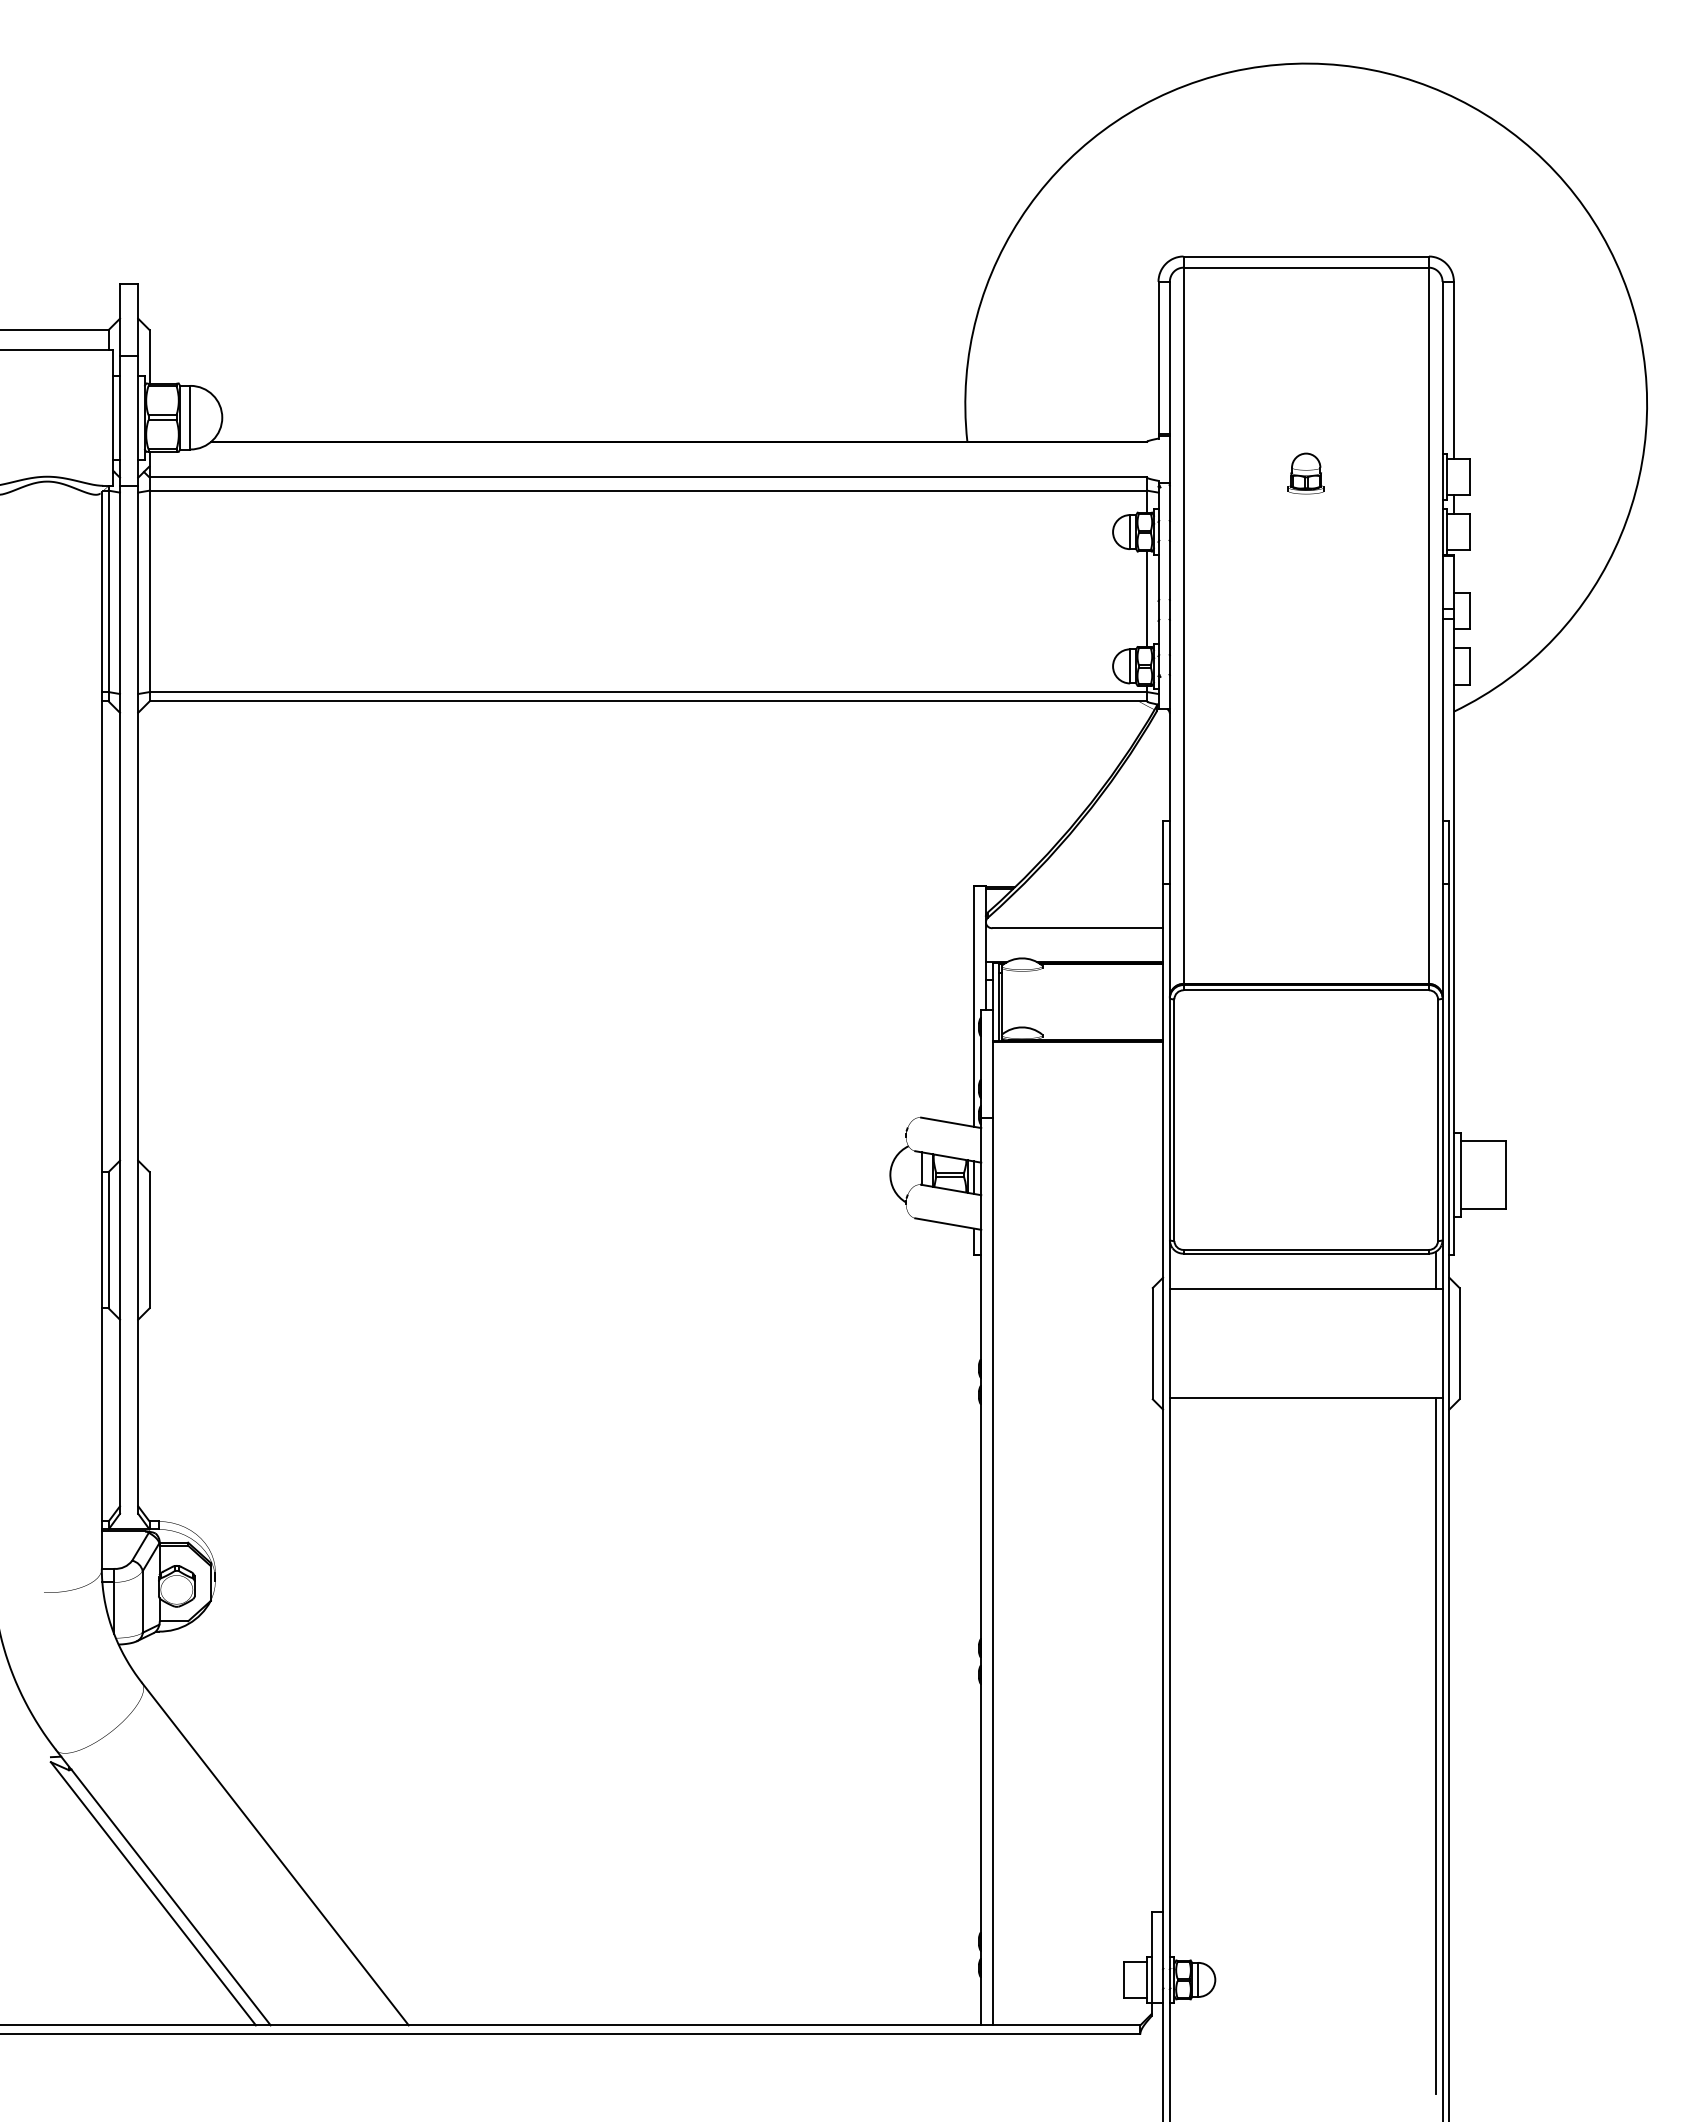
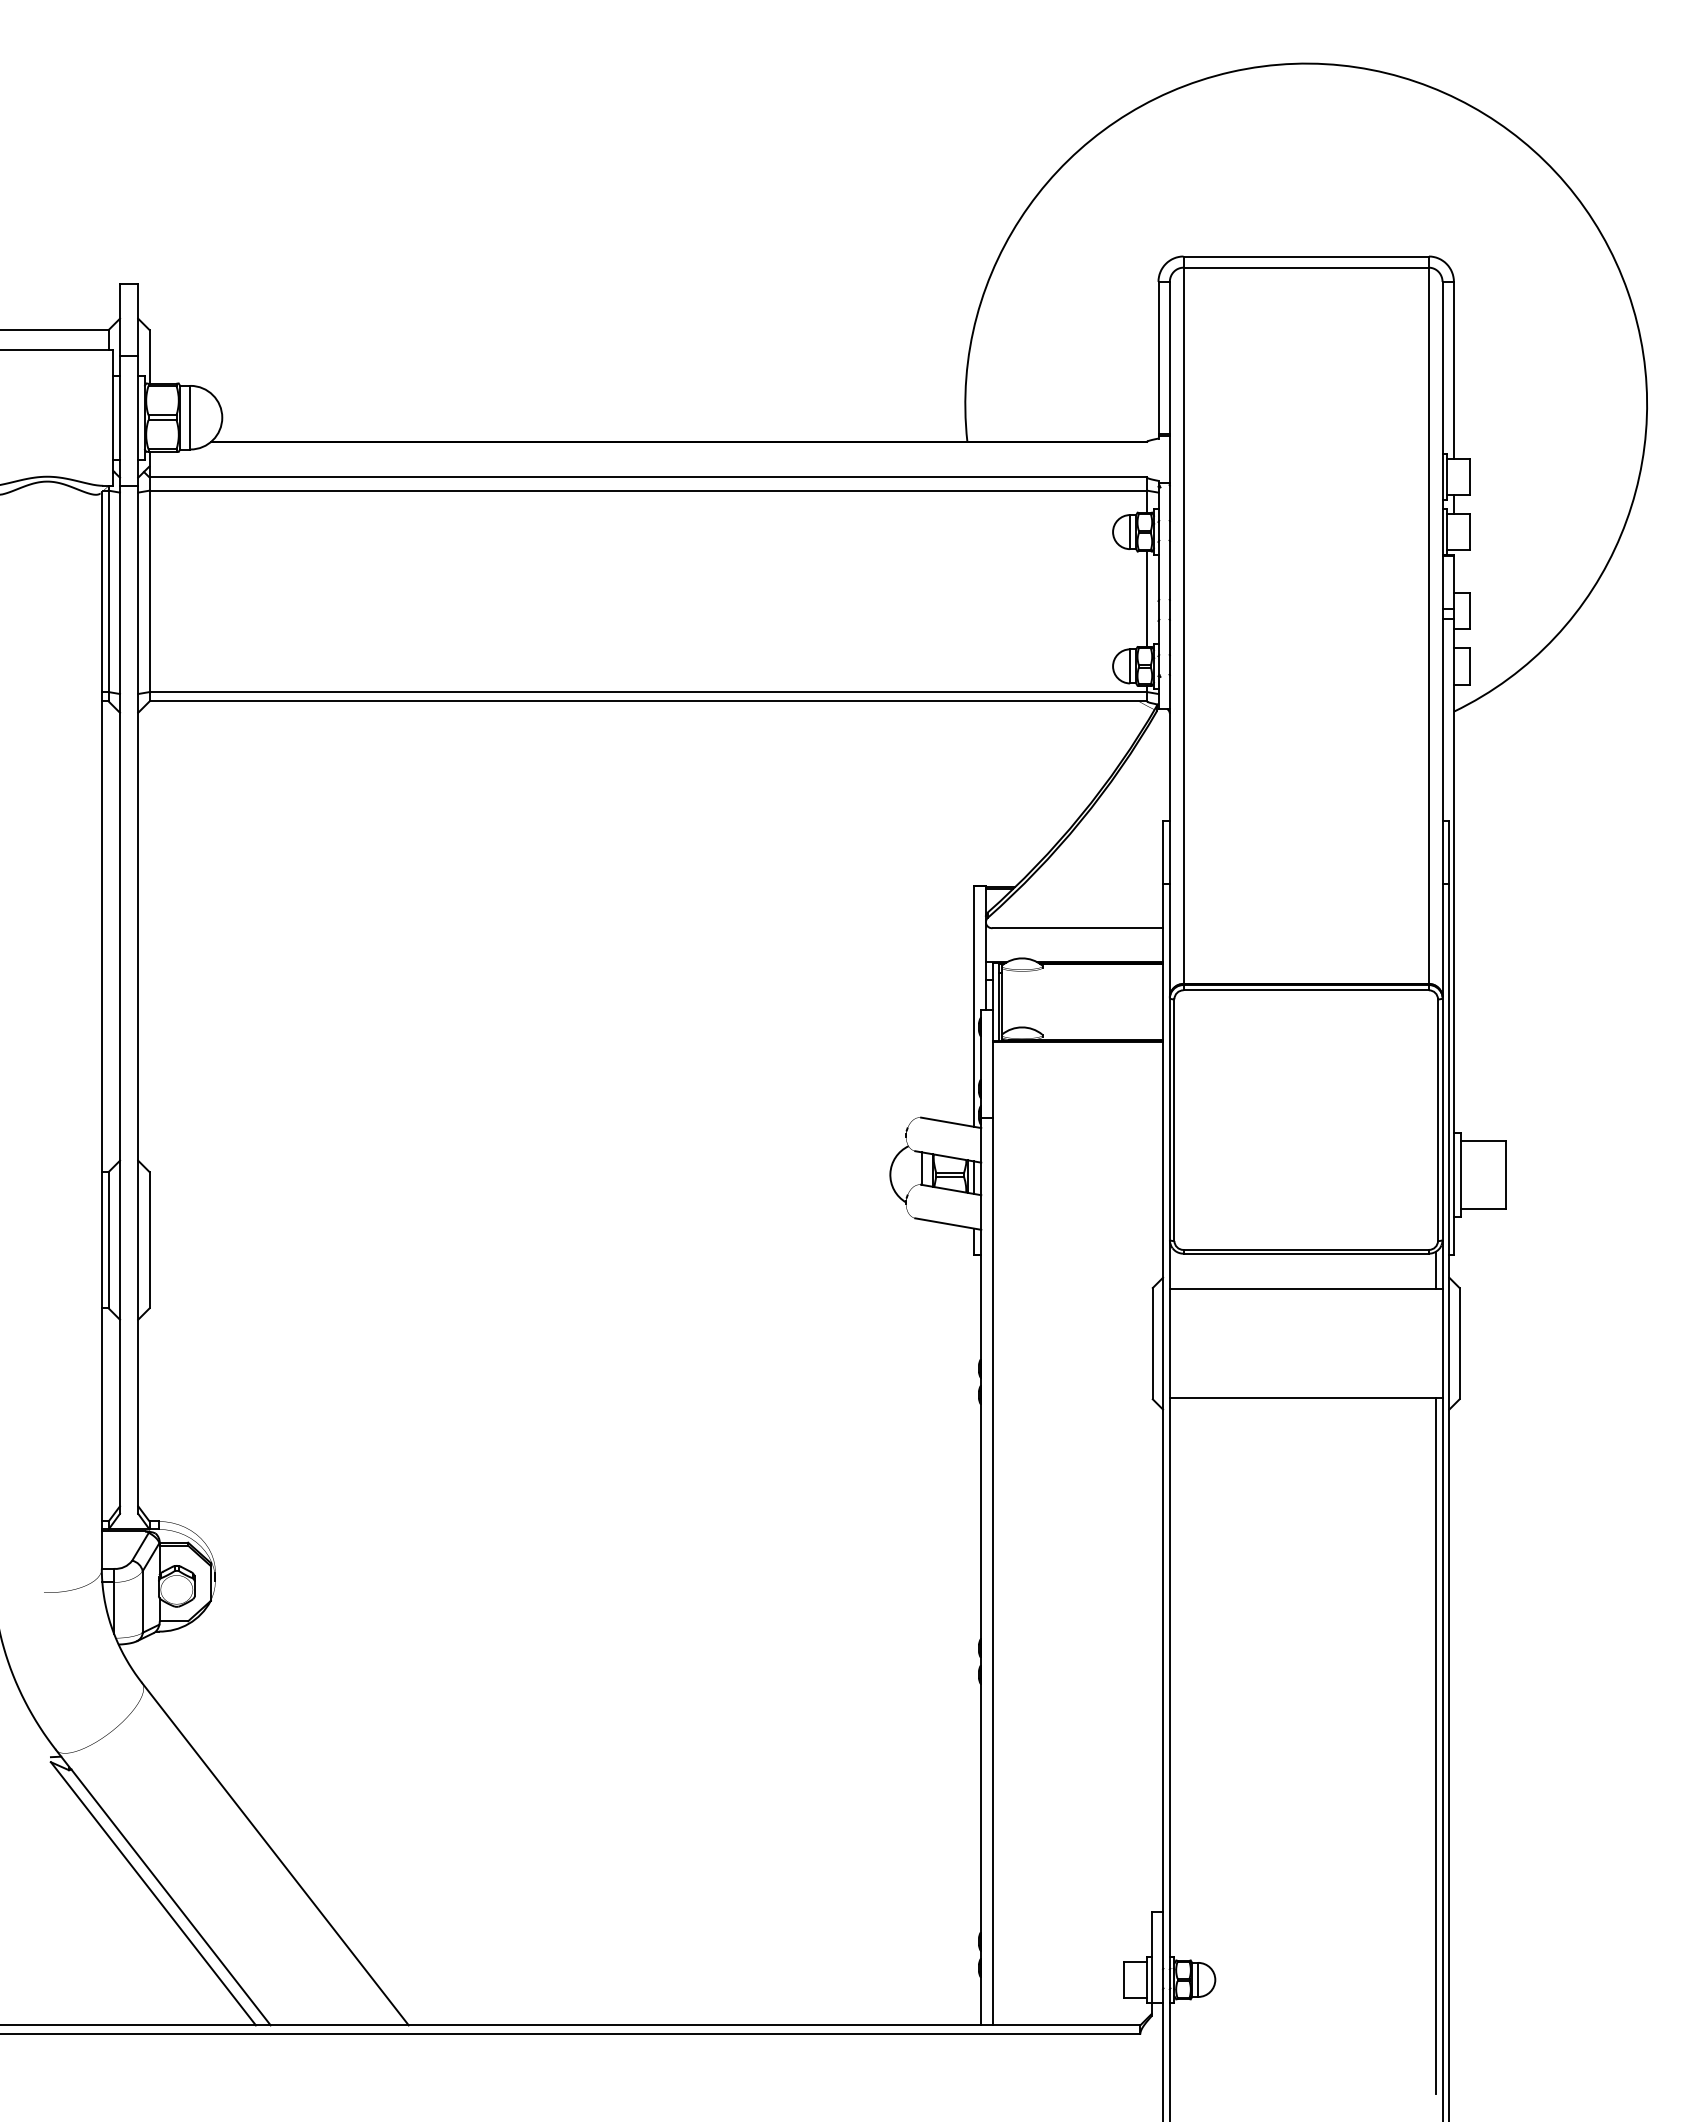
part: present -> none (1305, 473)
